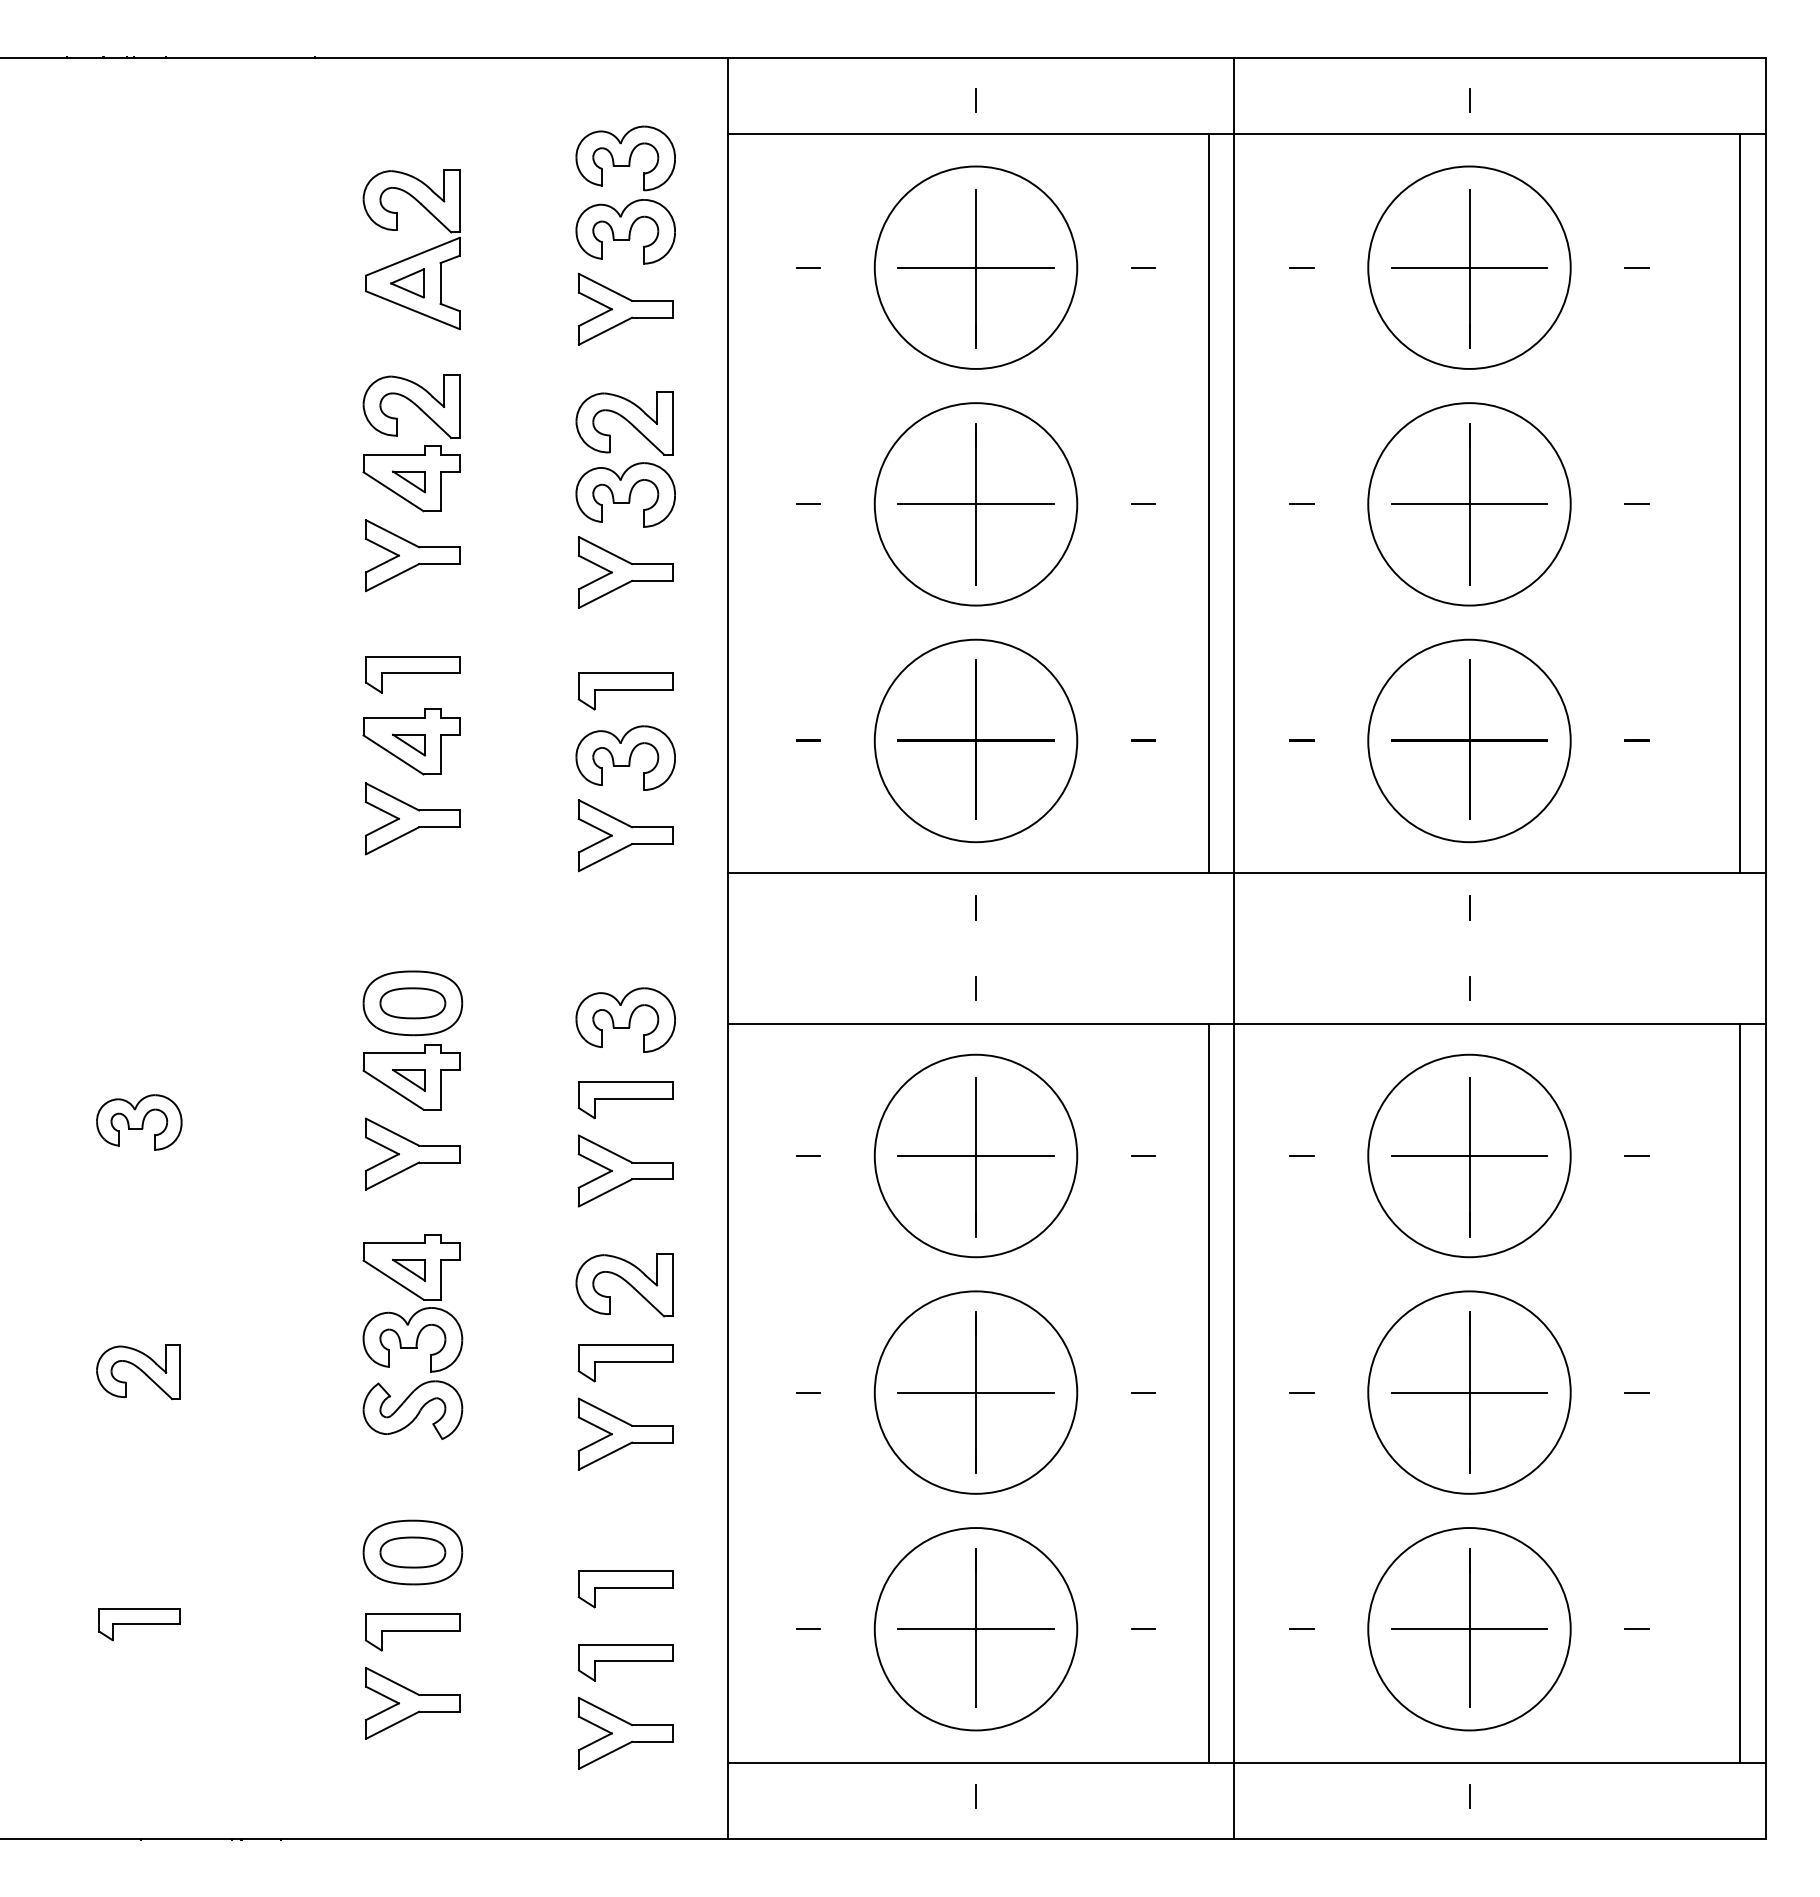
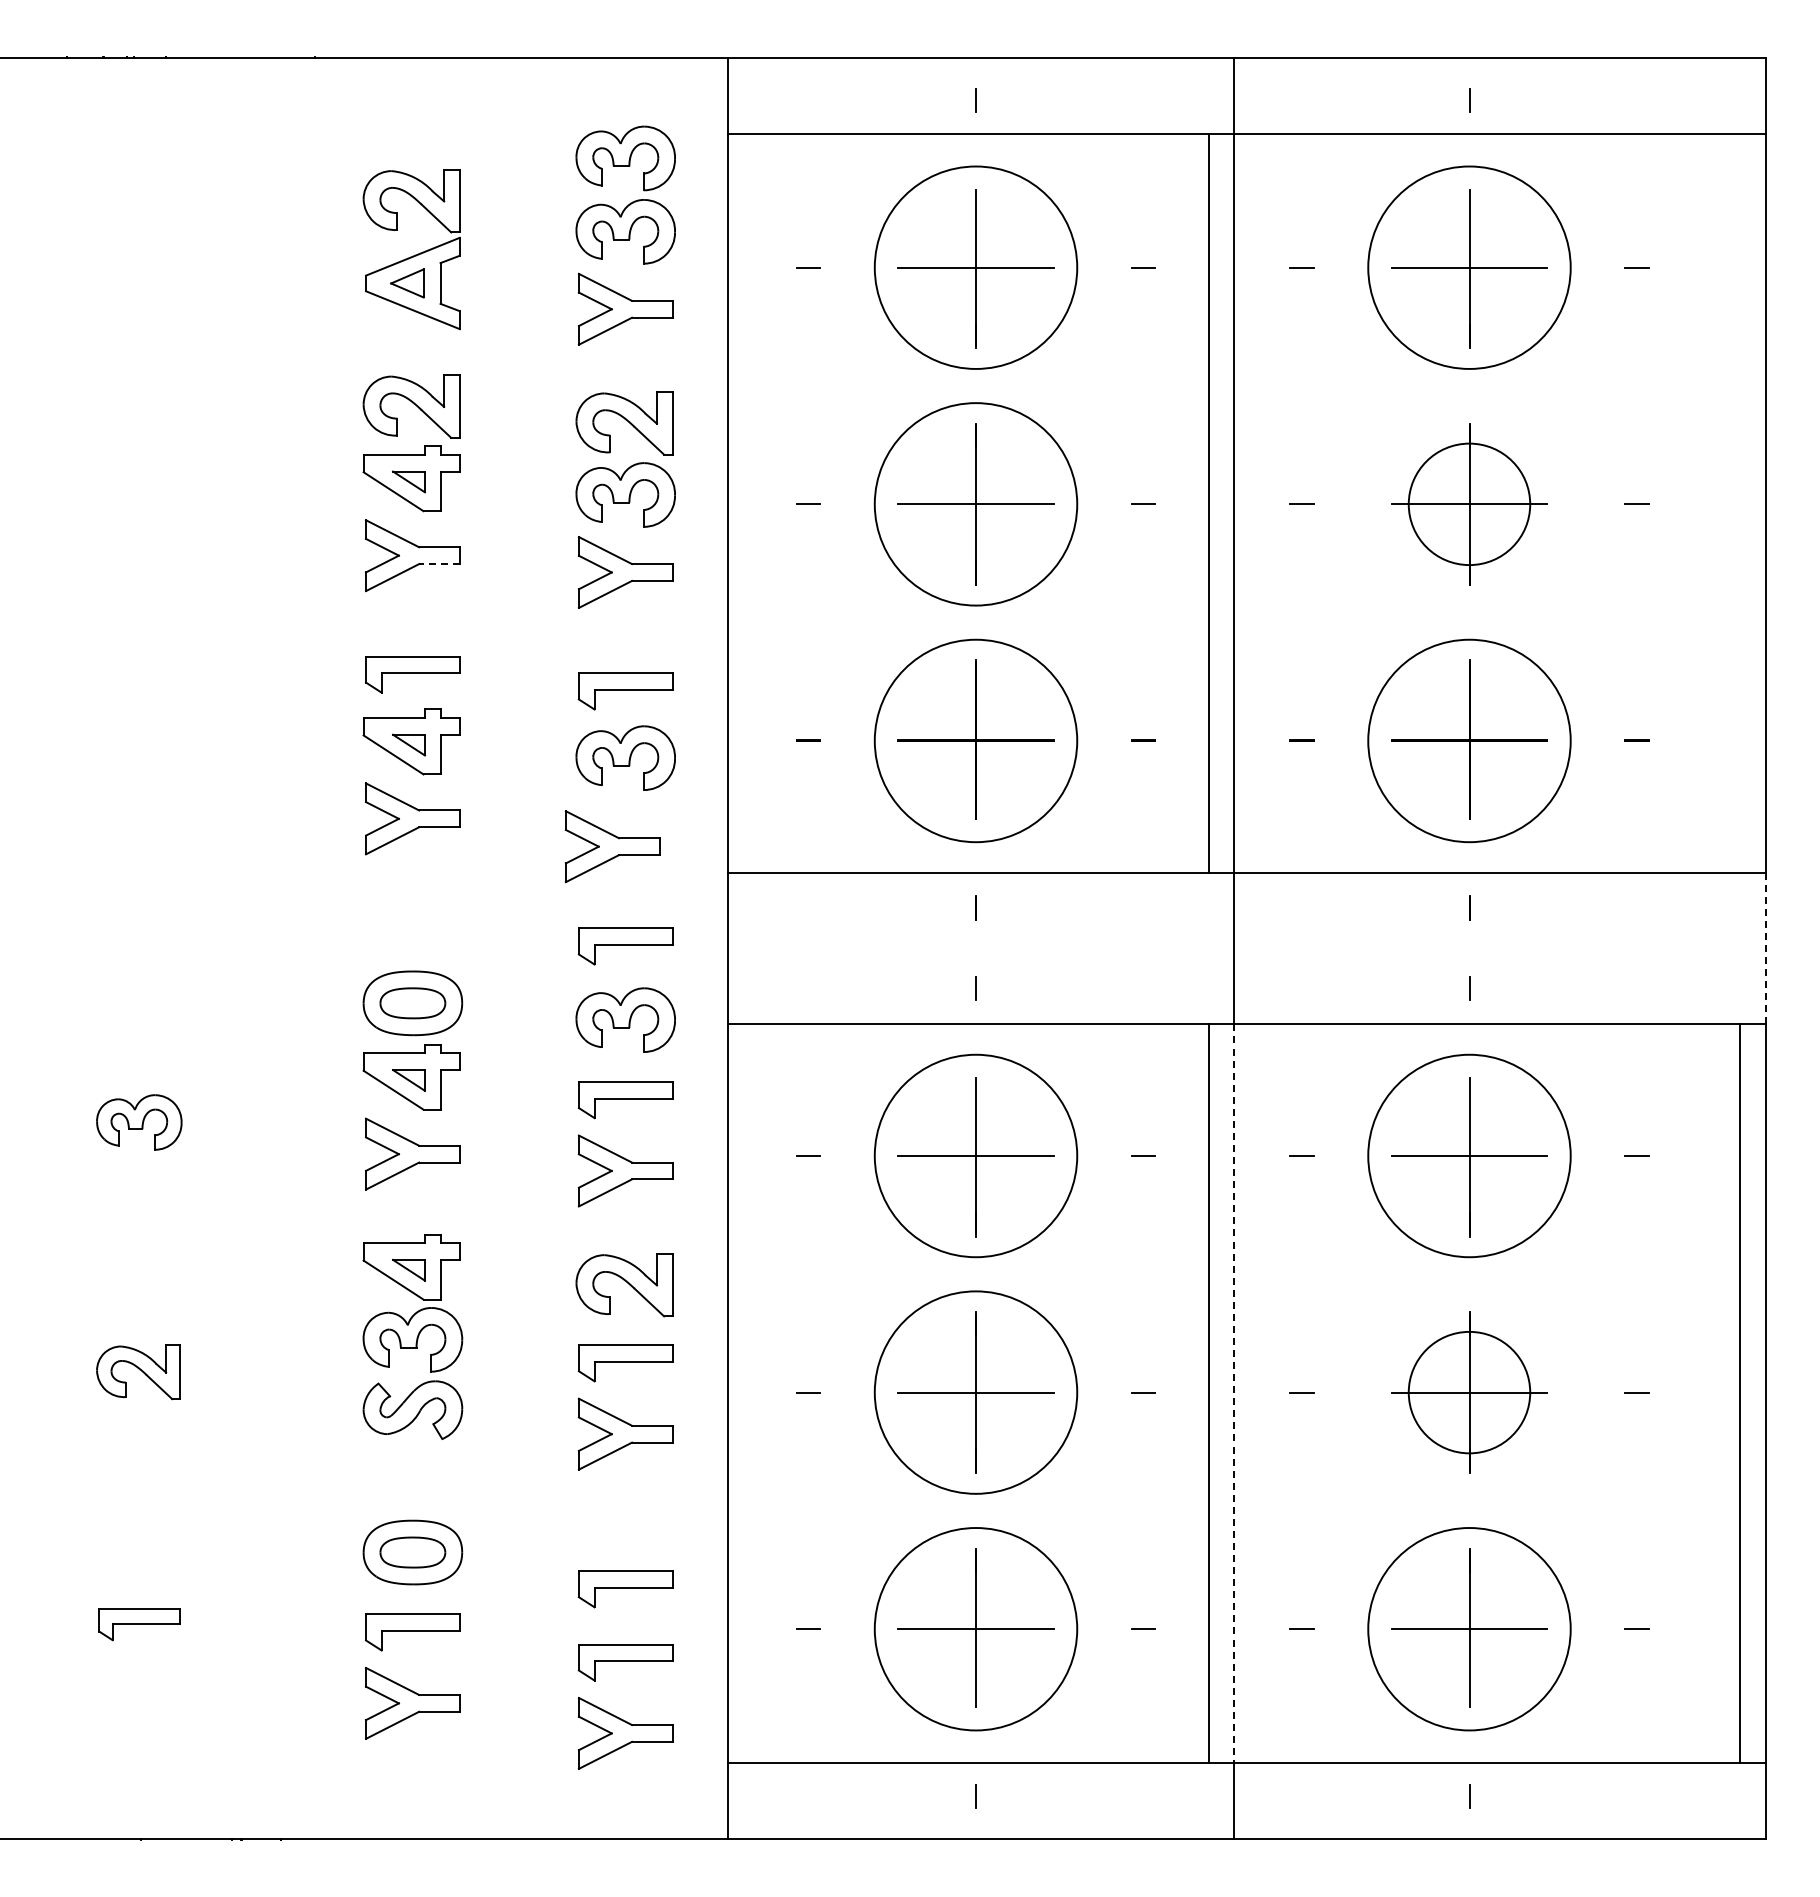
line: present -> none (1740, 502)
circle diameter: 202 px -> 121 px (1469, 504)
line: solid -> dashed (438, 564)
part position: (625, 835) -> (612, 846) (612, 846)
part: none -> present (625, 946)
line: solid -> dashed (1765, 948)
circle diameter: 202 px -> 121 px (1469, 1392)
line: solid -> dashed (1234, 1394)
